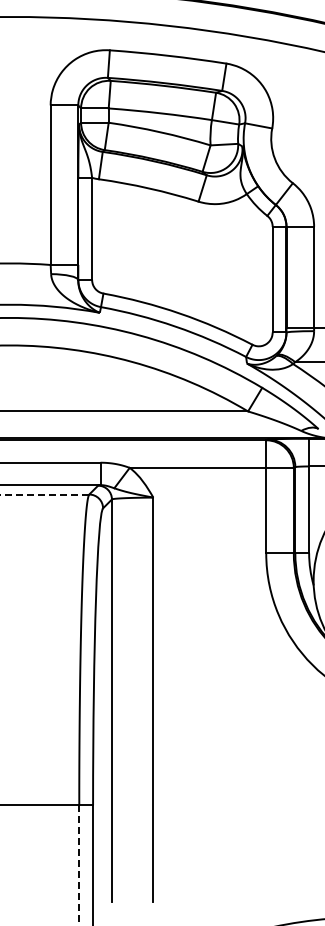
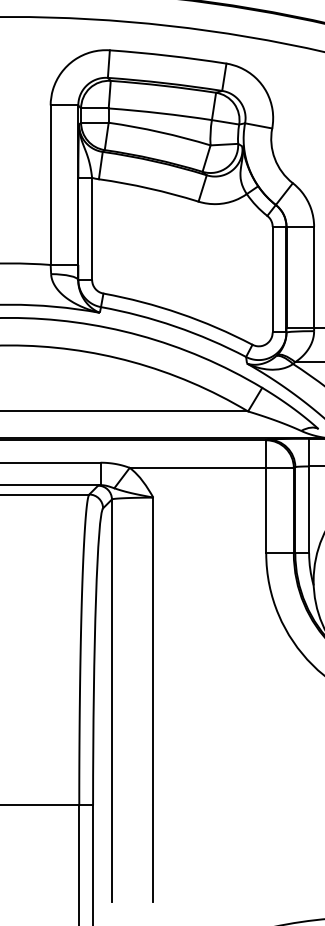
line: dashed -> solid (44, 494)
line: dashed -> solid (79, 865)
